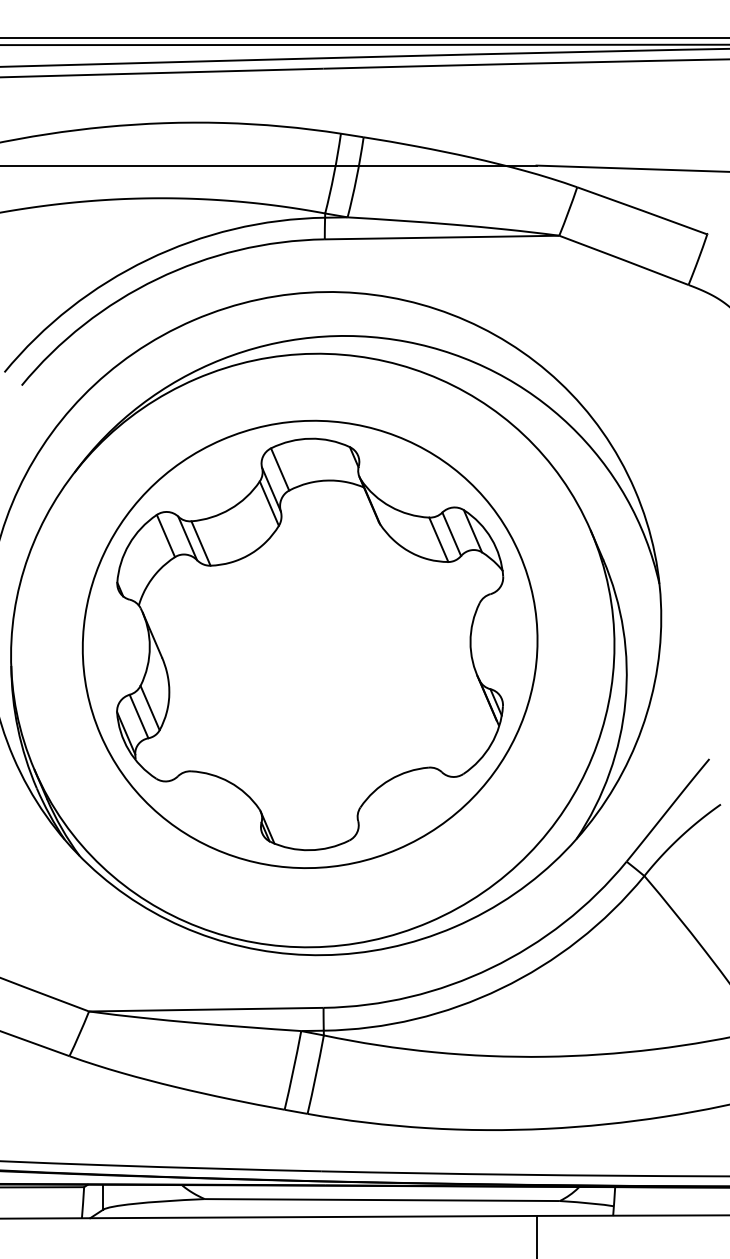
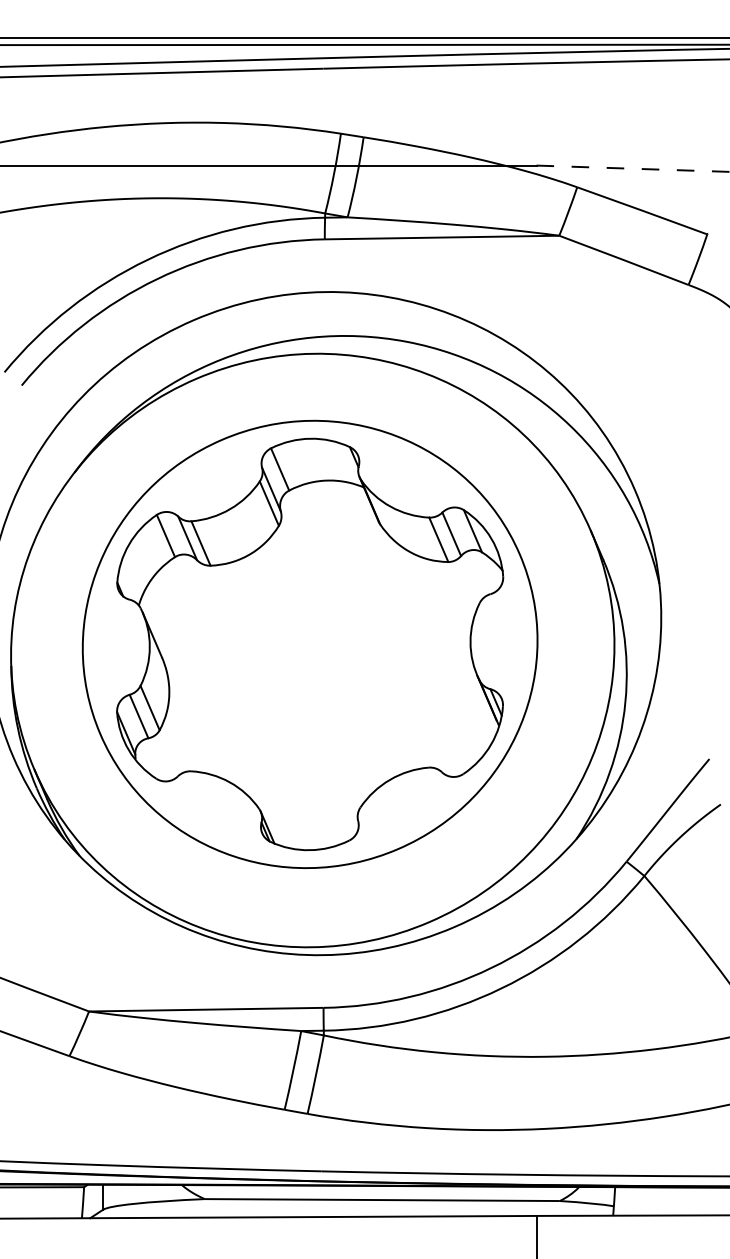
line: solid -> dashed (633, 168)
